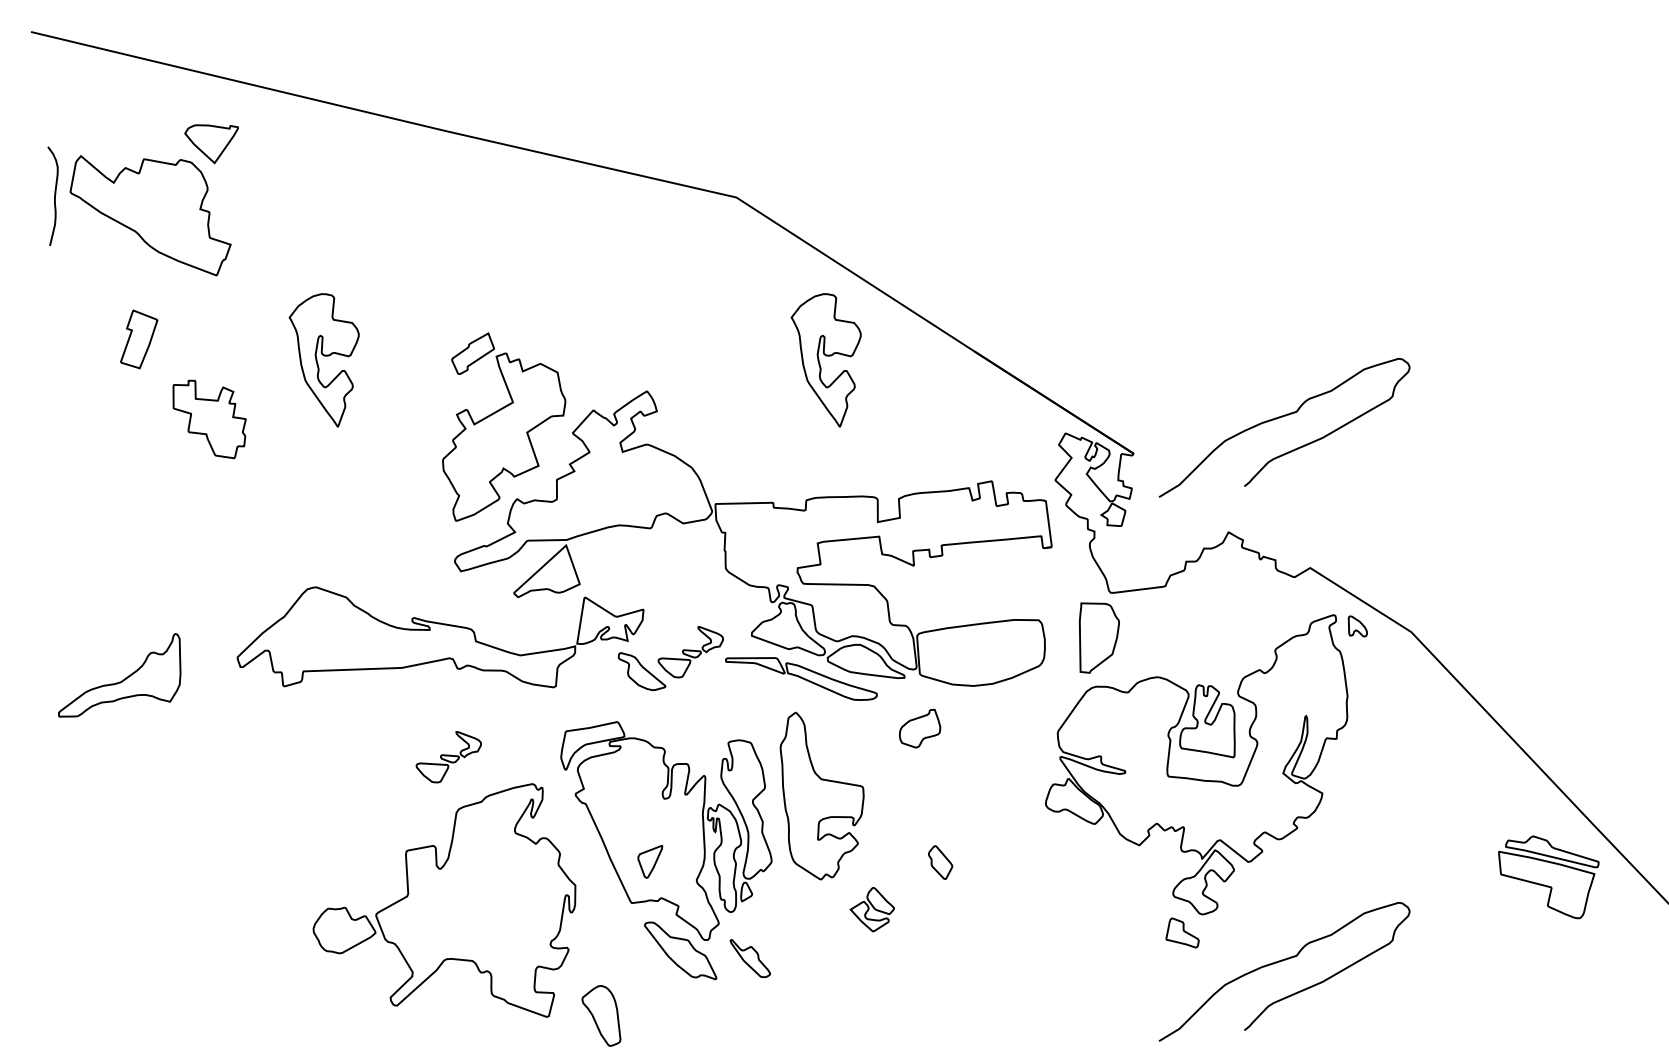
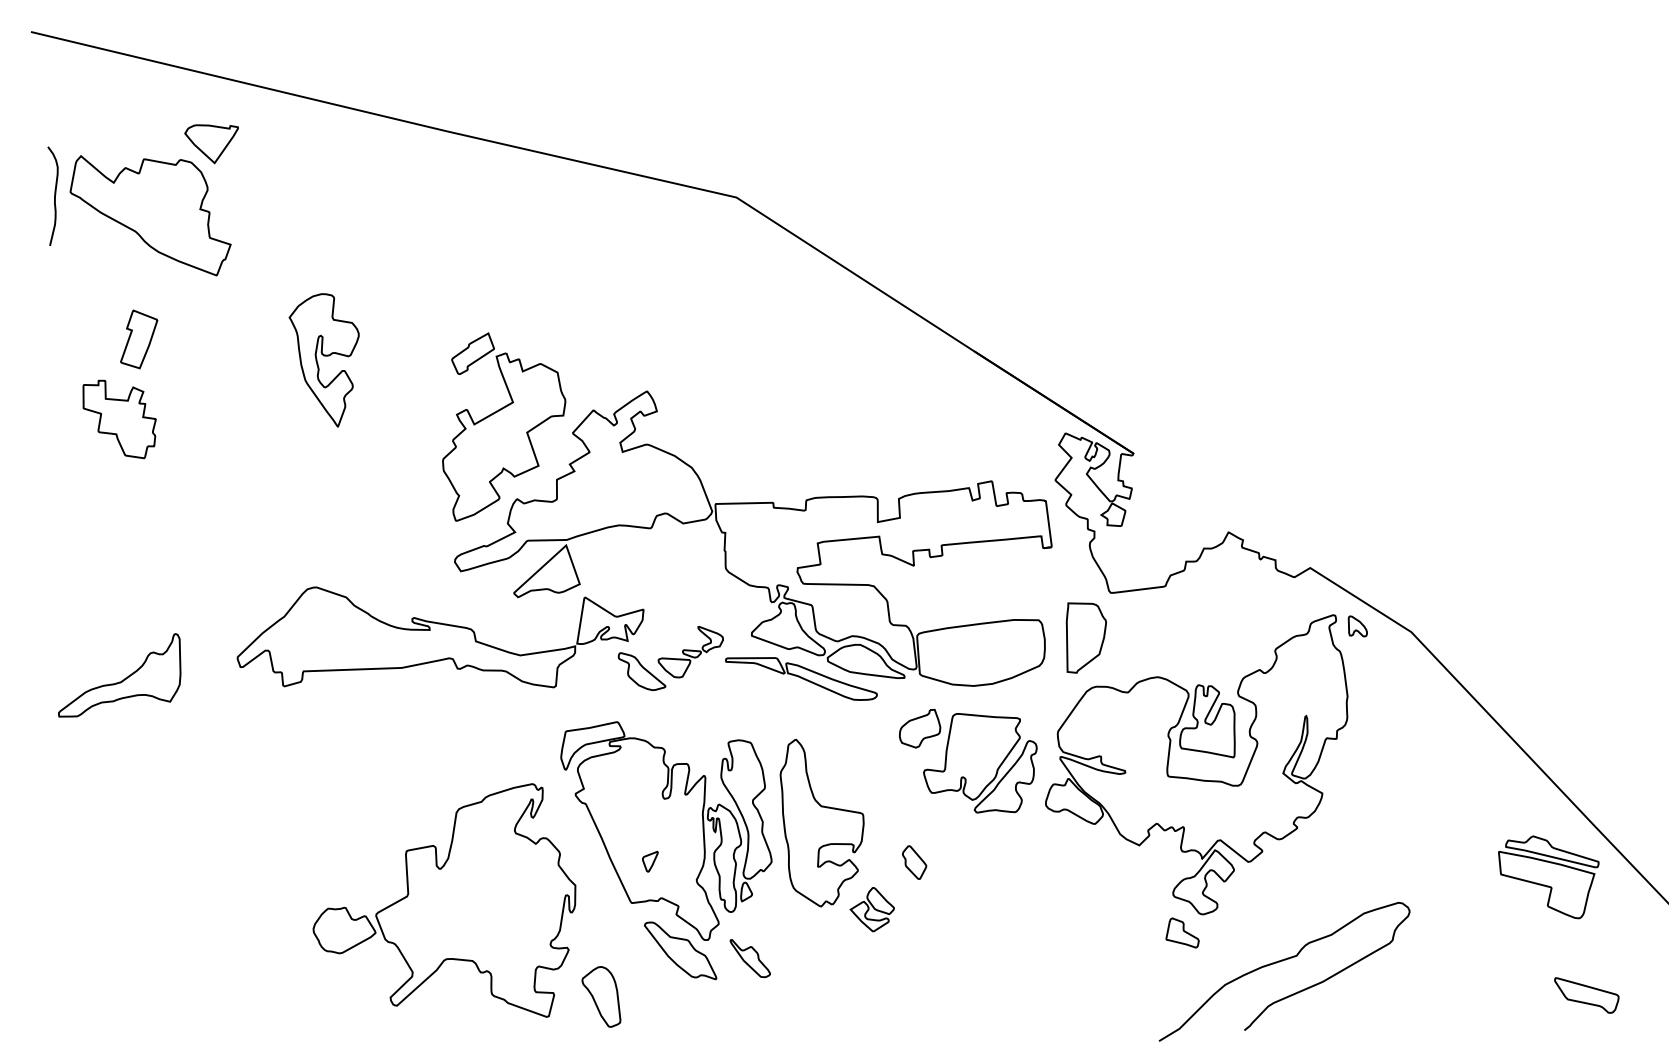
part: present -> none (825, 360)
curve: present -> none (1282, 417)
part position: (209, 419) -> (119, 419) (119, 419)
part position: (1098, 637) -> (1085, 637) (1085, 637)
part: present -> none (448, 757)
part: none -> present (980, 763)
part position: (821, 795) -> (821, 822) (821, 822)
part size: 27x35 px -> 17x23 px (650, 861)
part position: (940, 862) -> (914, 862) (914, 862)
part: none -> present (1586, 995)
part position: (601, 1015) -> (601, 996) (601, 996)
